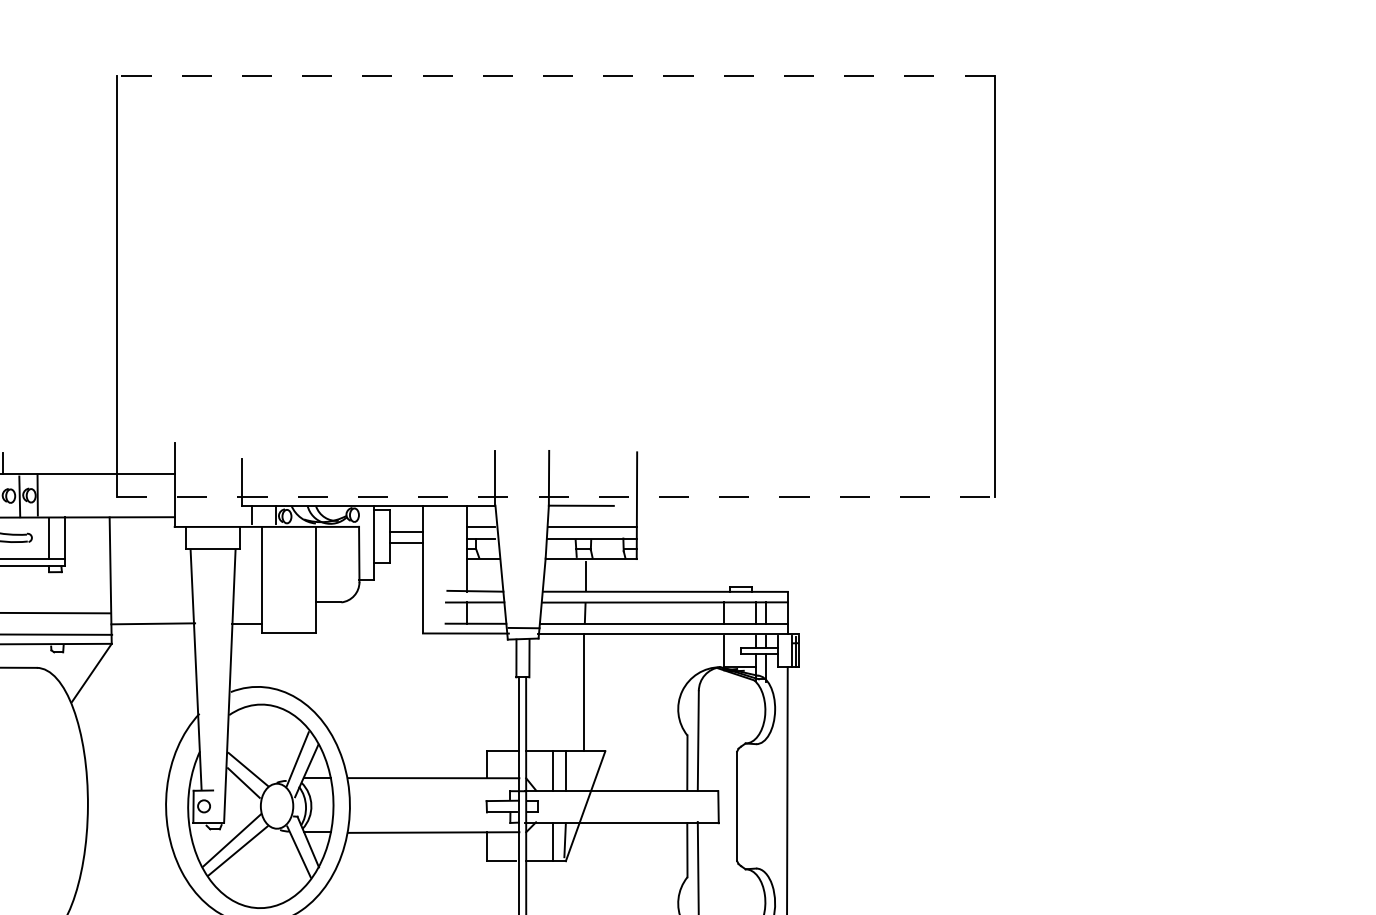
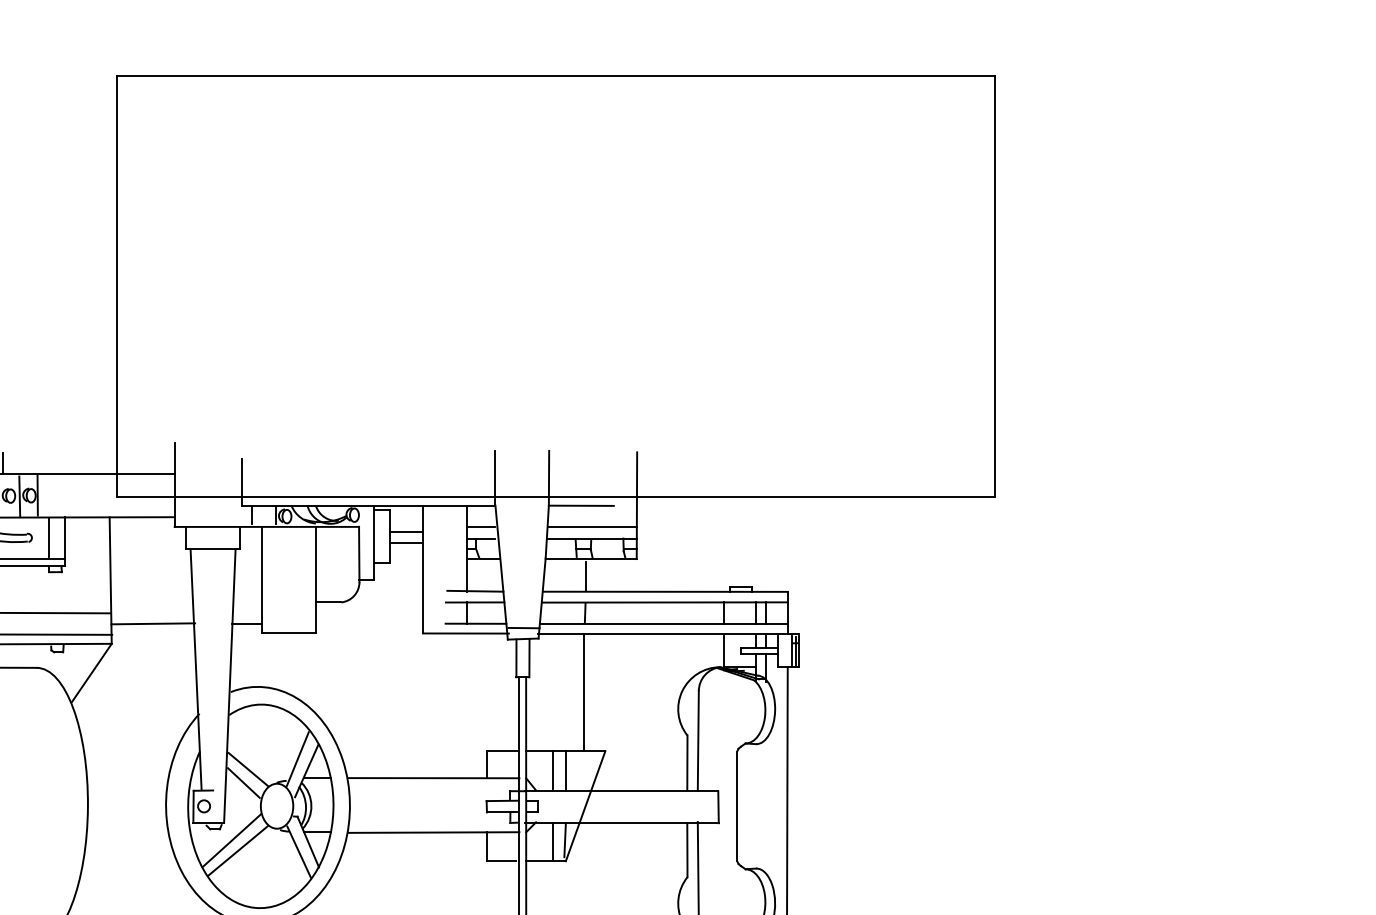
line: dashed -> solid (555, 76)
line: dashed -> solid (555, 496)
